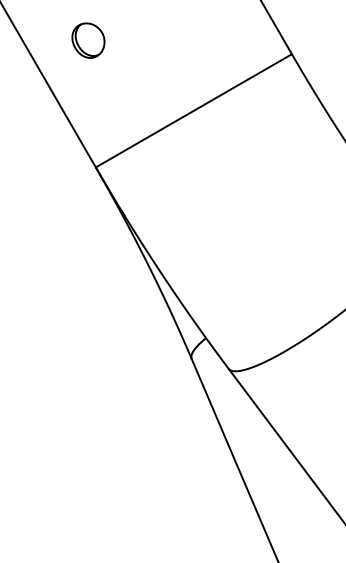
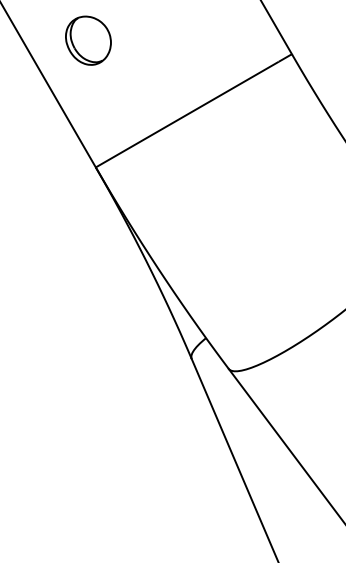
part size: 35x37 px -> 47x51 px (88, 40)
